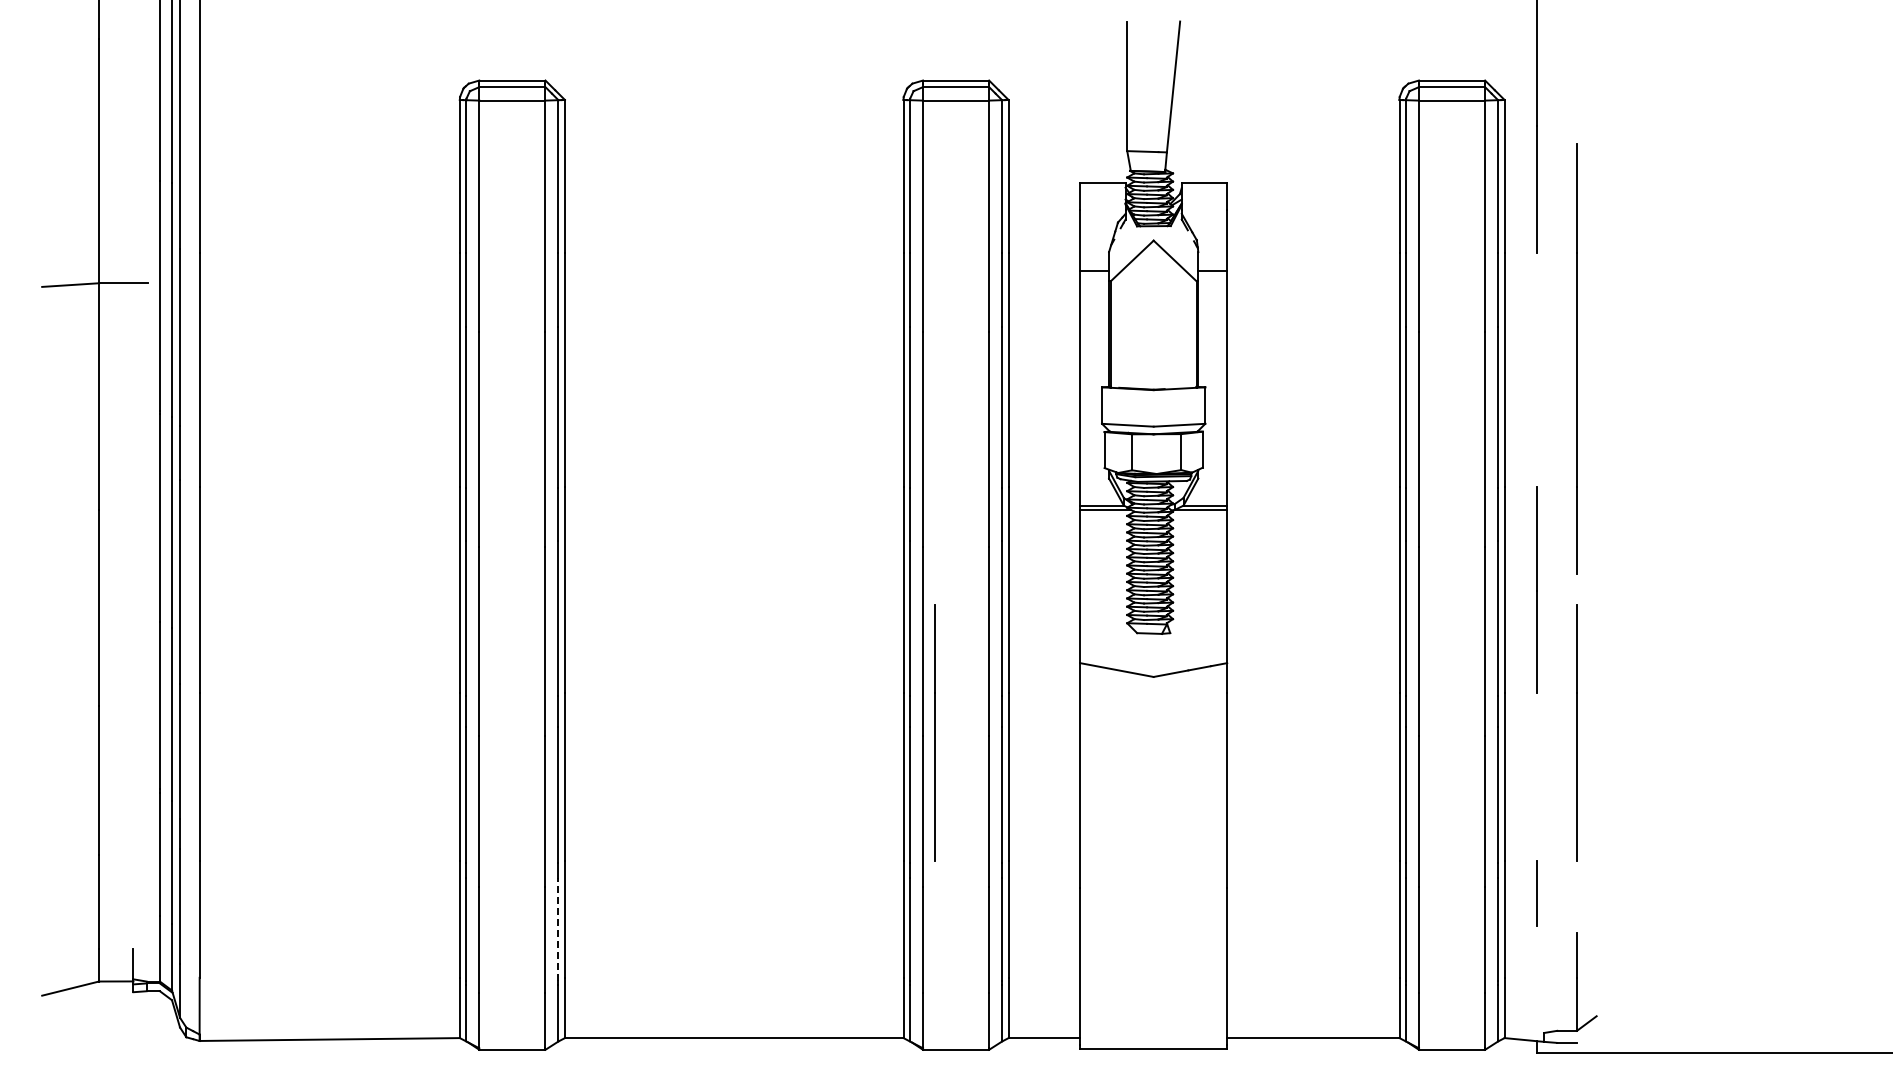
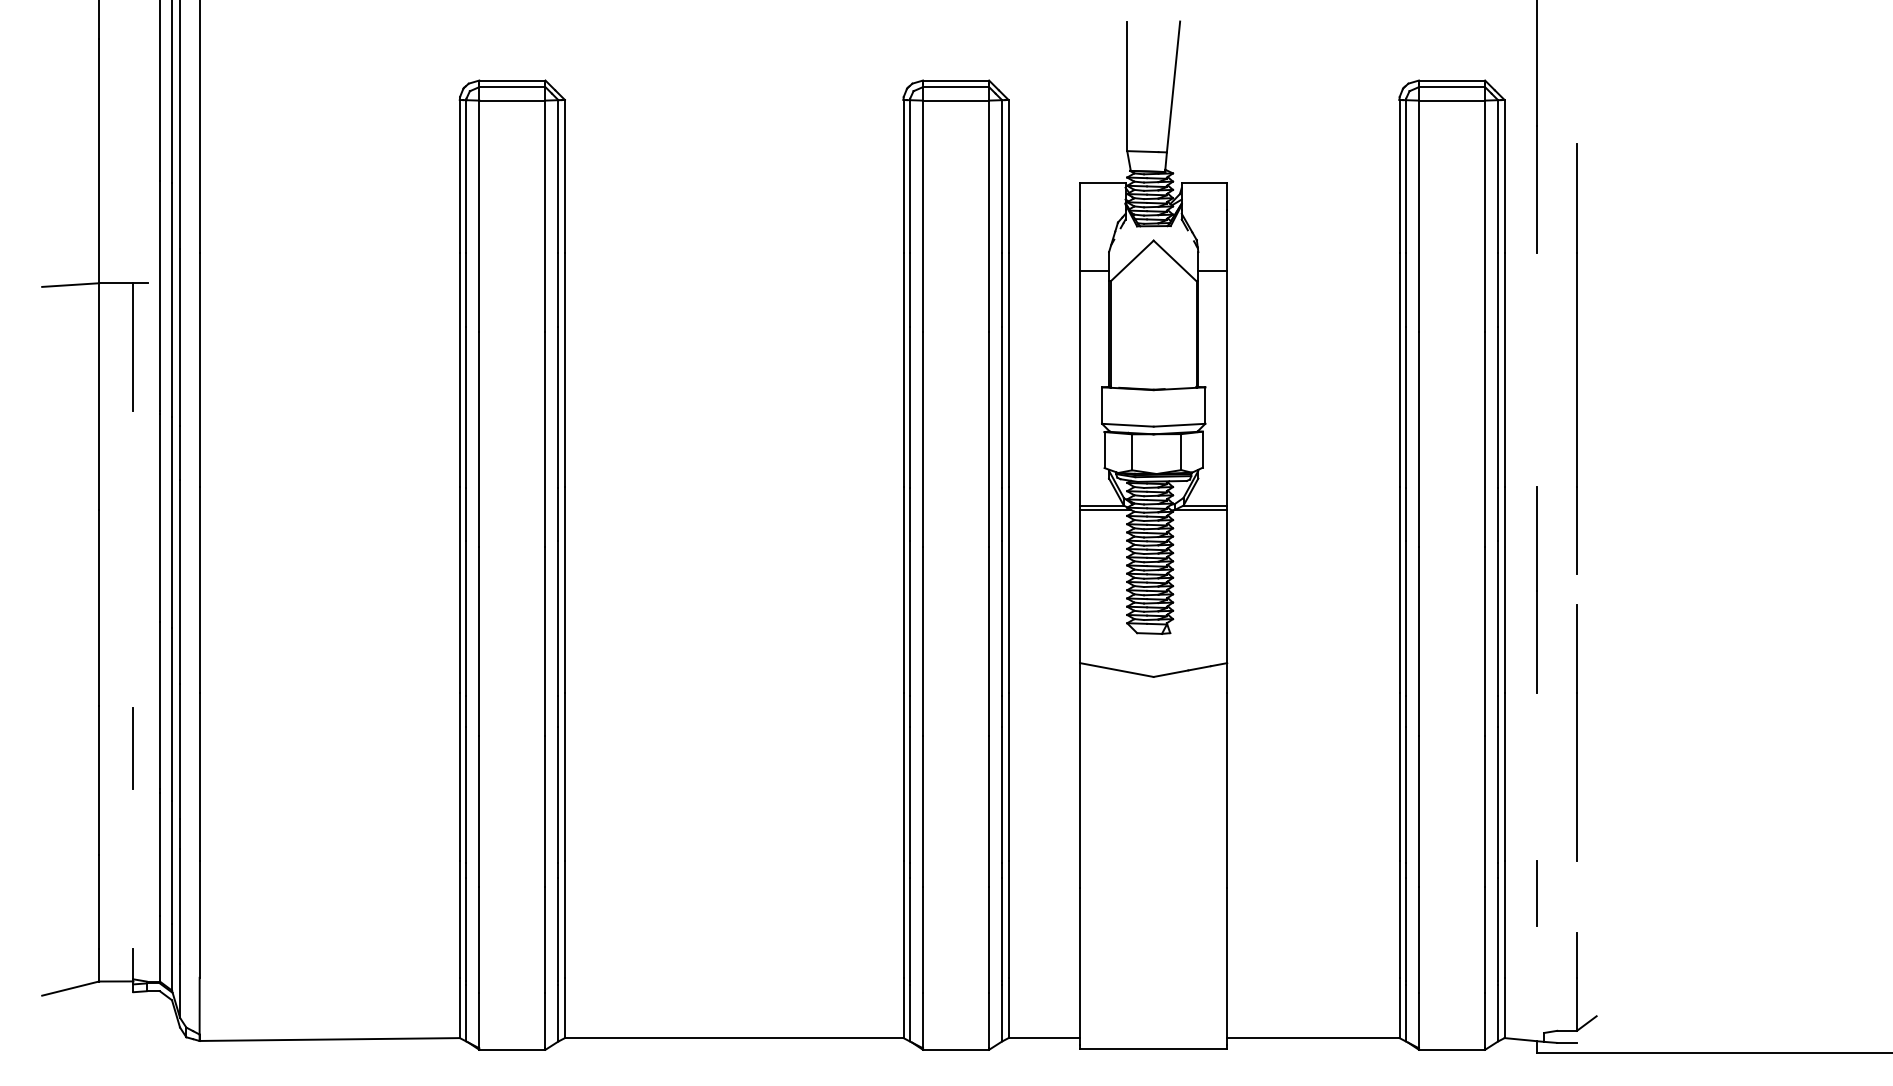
line: none -> present (133, 347)
line: present -> none (934, 732)
line: none -> present (133, 748)
line: dashed -> solid (558, 929)
